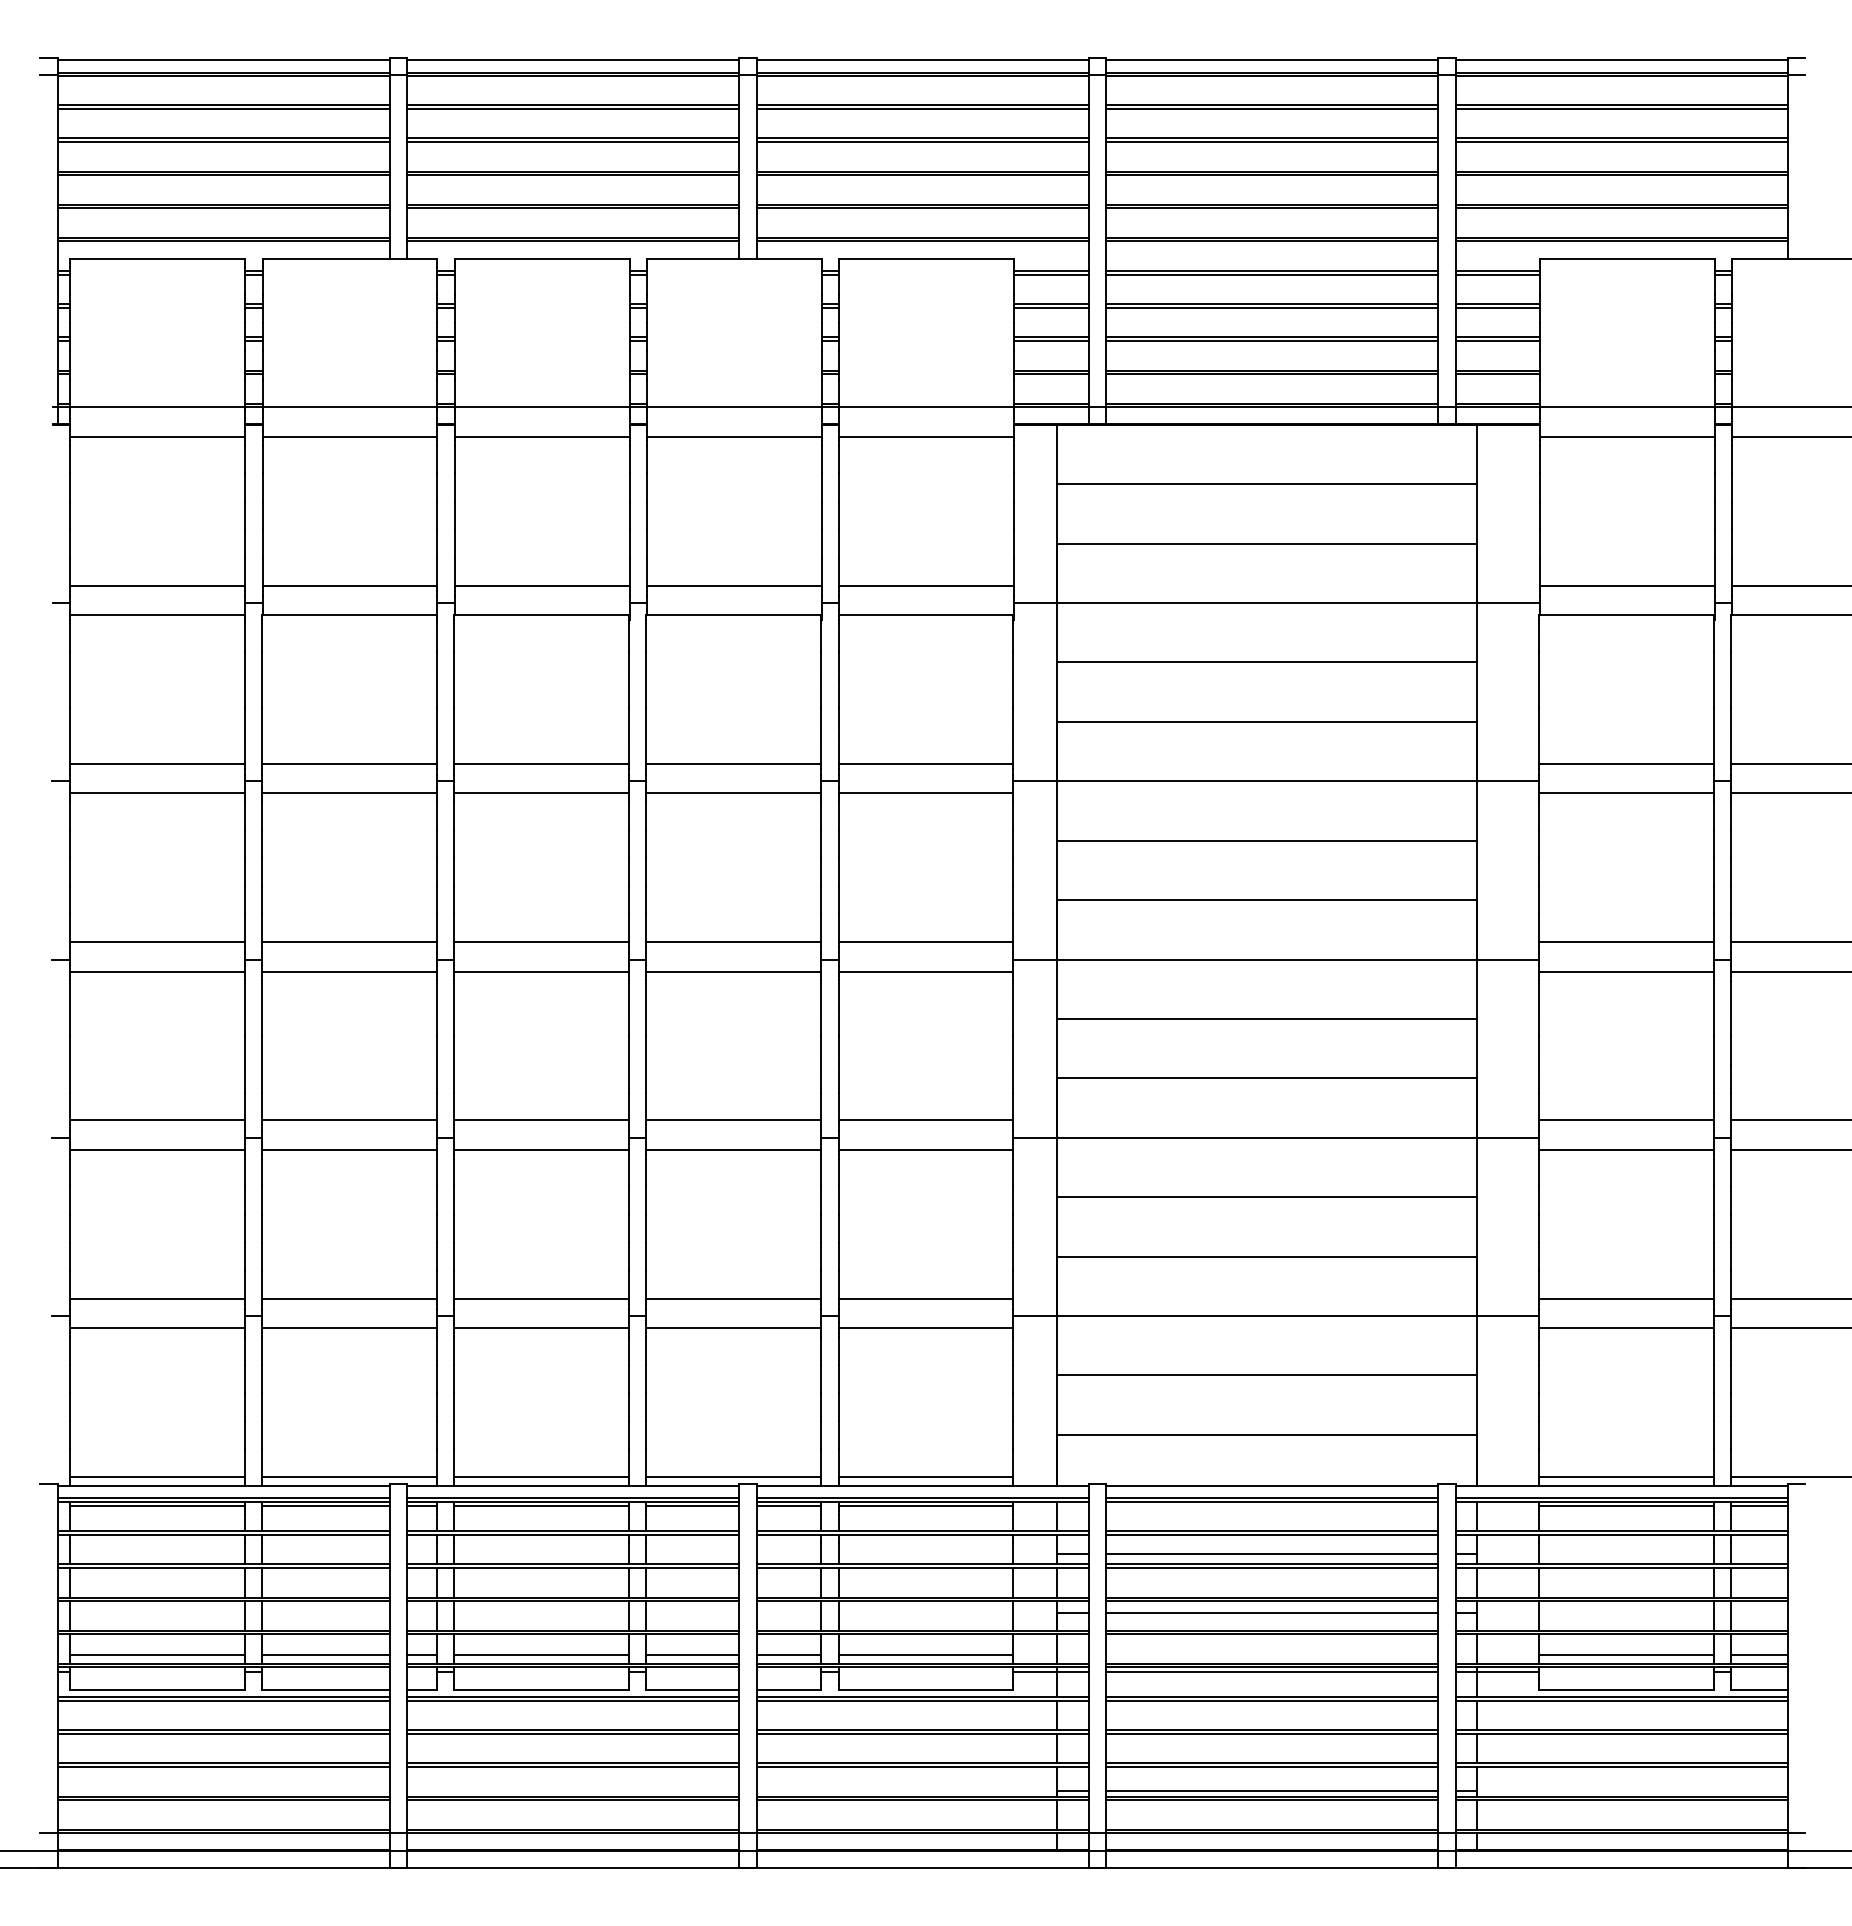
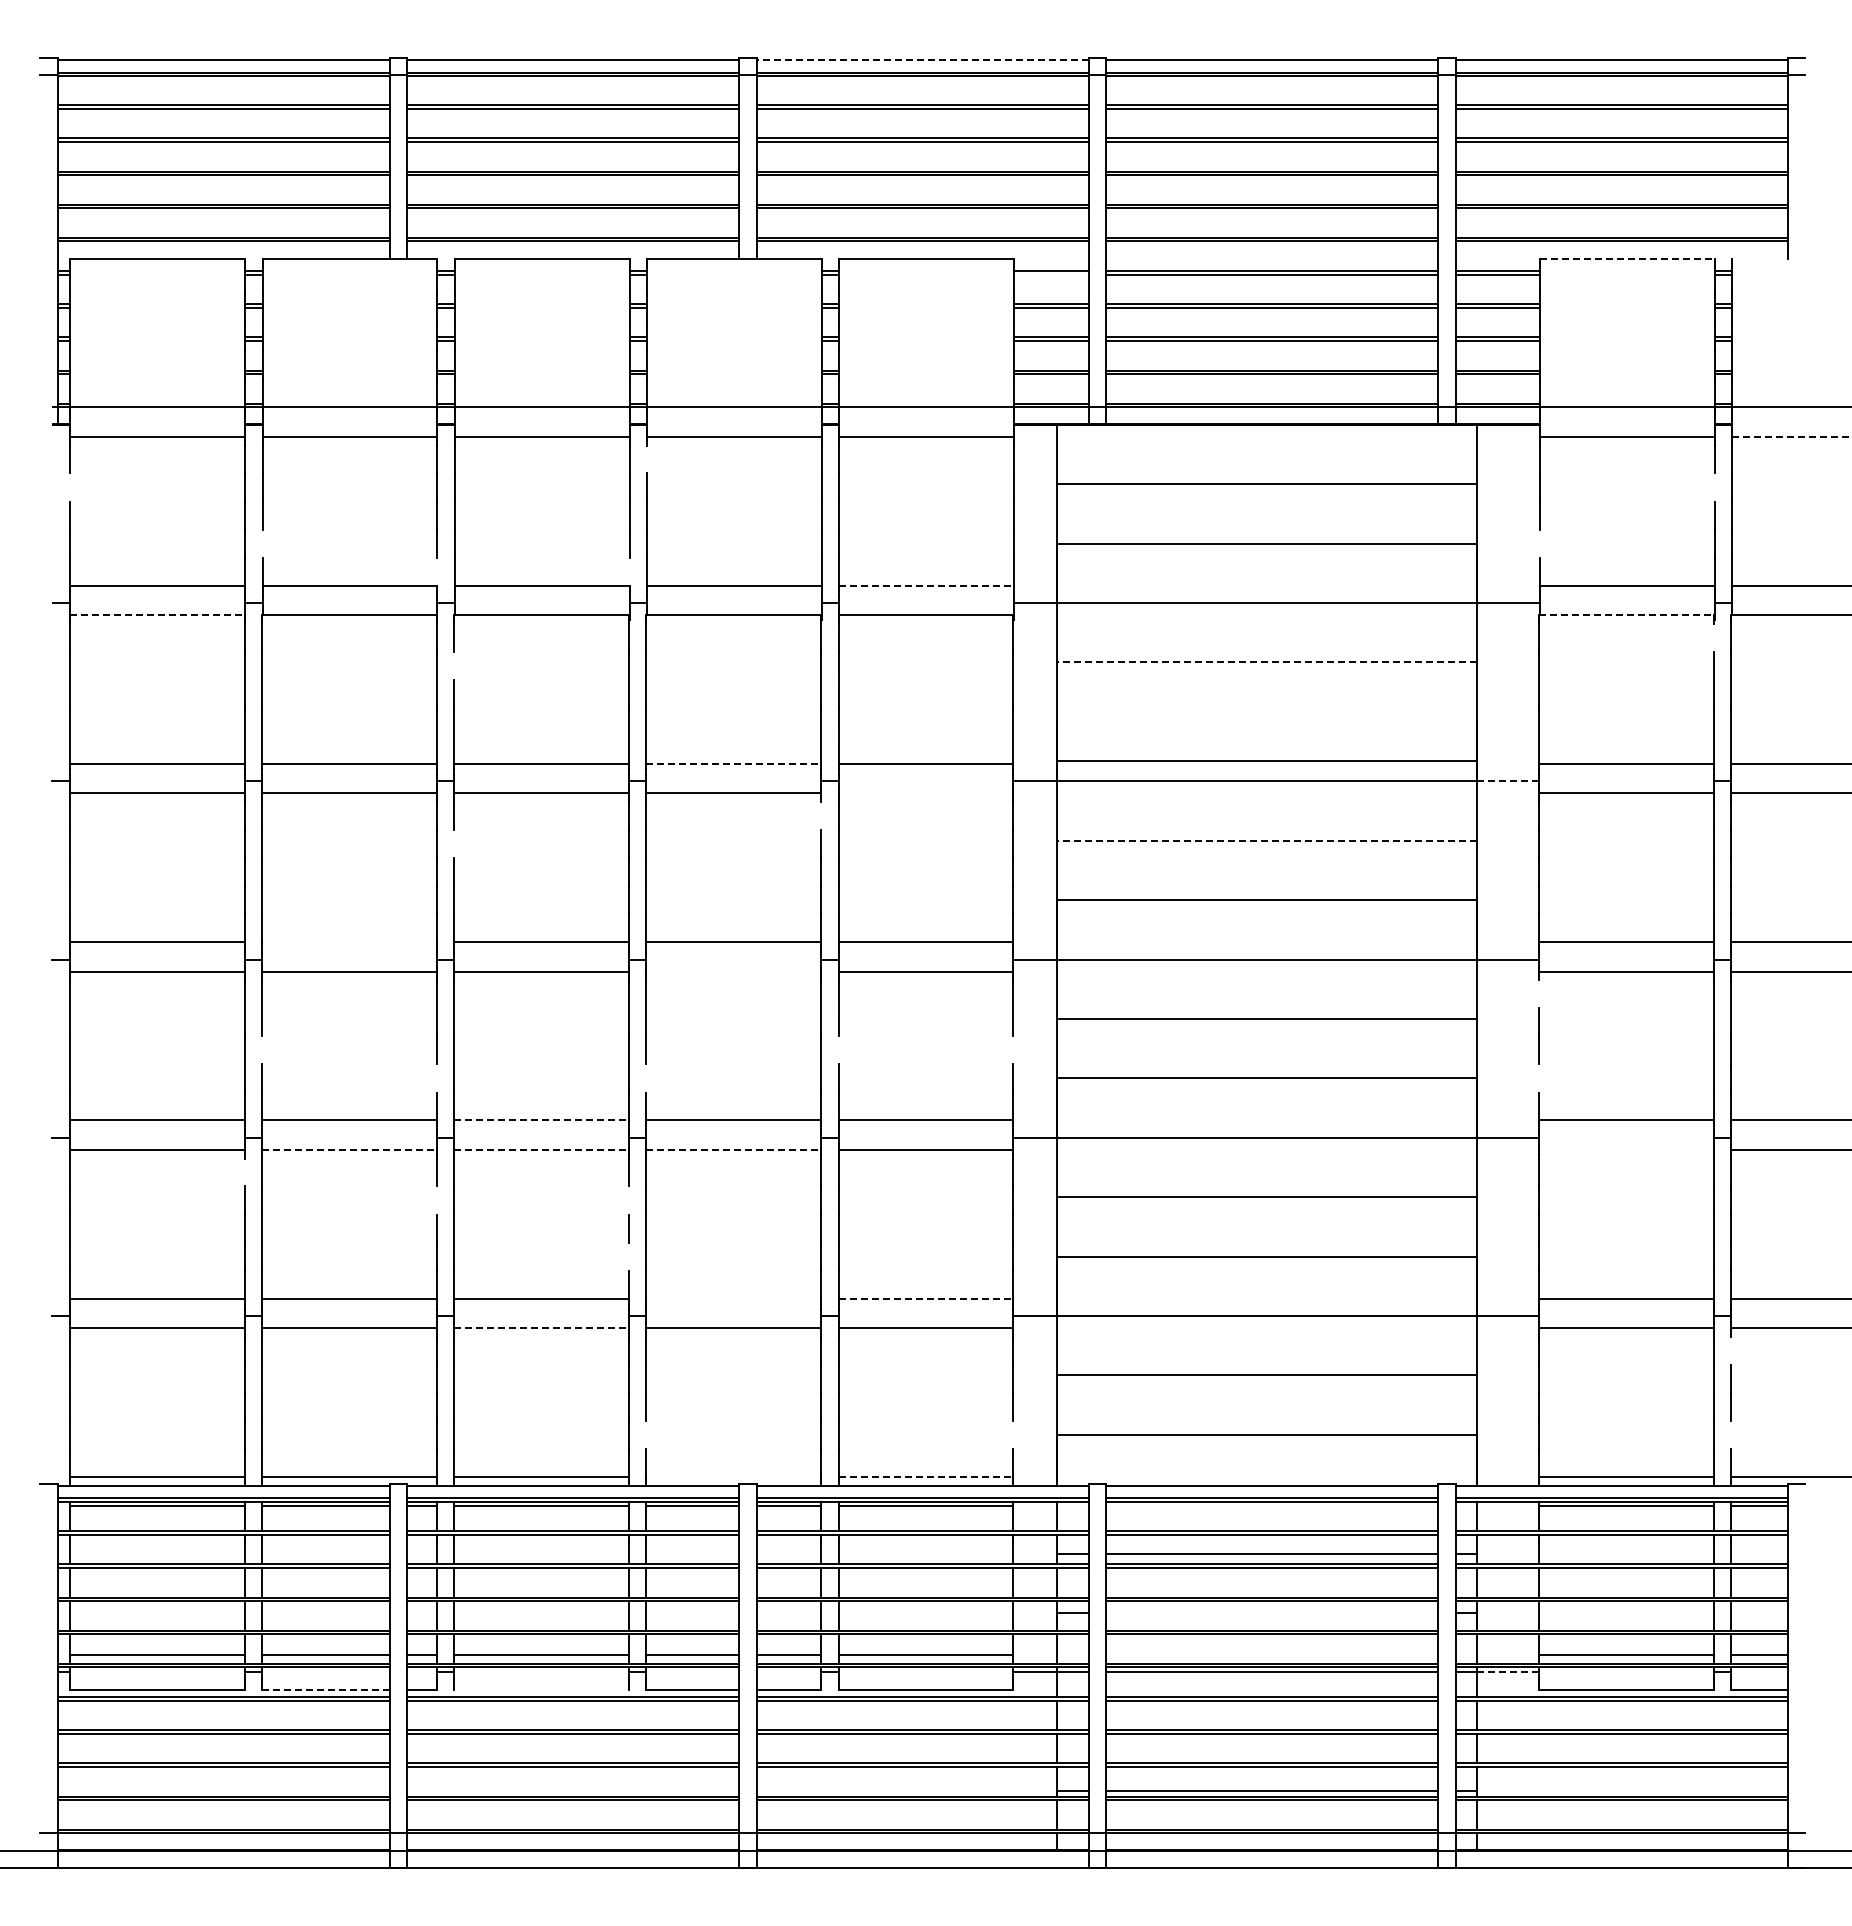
line: solid -> dashed (922, 59)
line: solid -> dashed (1627, 258)
line: present -> none (1789, 258)
line: present -> none (1051, 274)
line: solid -> dashed (1791, 437)
line: present -> none (647, 459)
line: present -> none (70, 487)
line: present -> none (1714, 487)
line: present -> none (262, 543)
line: present -> none (1539, 543)
line: present -> none (437, 571)
line: present -> none (629, 571)
line: solid -> dashed (927, 585)
line: solid -> dashed (157, 615)
line: solid -> dashed (1627, 615)
line: present -> none (1713, 637)
line: solid -> dashed (1267, 662)
line: present -> none (454, 665)
line position: (1266, 721) -> (1266, 760) (1266, 760)
line: solid -> dashed (734, 763)
line: solid -> dashed (1507, 781)
line: present -> none (925, 793)
line: present -> none (821, 815)
line: solid -> dashed (1267, 840)
line: present -> none (454, 843)
line: present -> none (349, 942)
line: present -> none (733, 971)
line: present -> none (1539, 994)
line: present -> none (262, 1050)
line: present -> none (838, 1050)
line: present -> none (1013, 1050)
line: present -> none (436, 1078)
line: present -> none (646, 1078)
line: present -> none (1539, 1078)
line: solid -> dashed (542, 1120)
line: solid -> dashed (349, 1149)
line: solid -> dashed (542, 1149)
line: solid -> dashed (734, 1149)
line: present -> none (1626, 1149)
line: present -> none (244, 1172)
line: present -> none (436, 1200)
line: present -> none (628, 1200)
line: present -> none (628, 1256)
line: present -> none (733, 1298)
line: solid -> dashed (926, 1298)
line: solid -> dashed (542, 1328)
line: present -> none (1731, 1350)
line: present -> none (646, 1434)
line: present -> none (1013, 1434)
line: present -> none (1731, 1434)
line: present -> none (733, 1476)
line: solid -> dashed (926, 1476)
line: present -> none (1272, 1613)
line: solid -> dashed (1507, 1672)
line: solid -> dashed (325, 1689)
line: present -> none (541, 1689)
